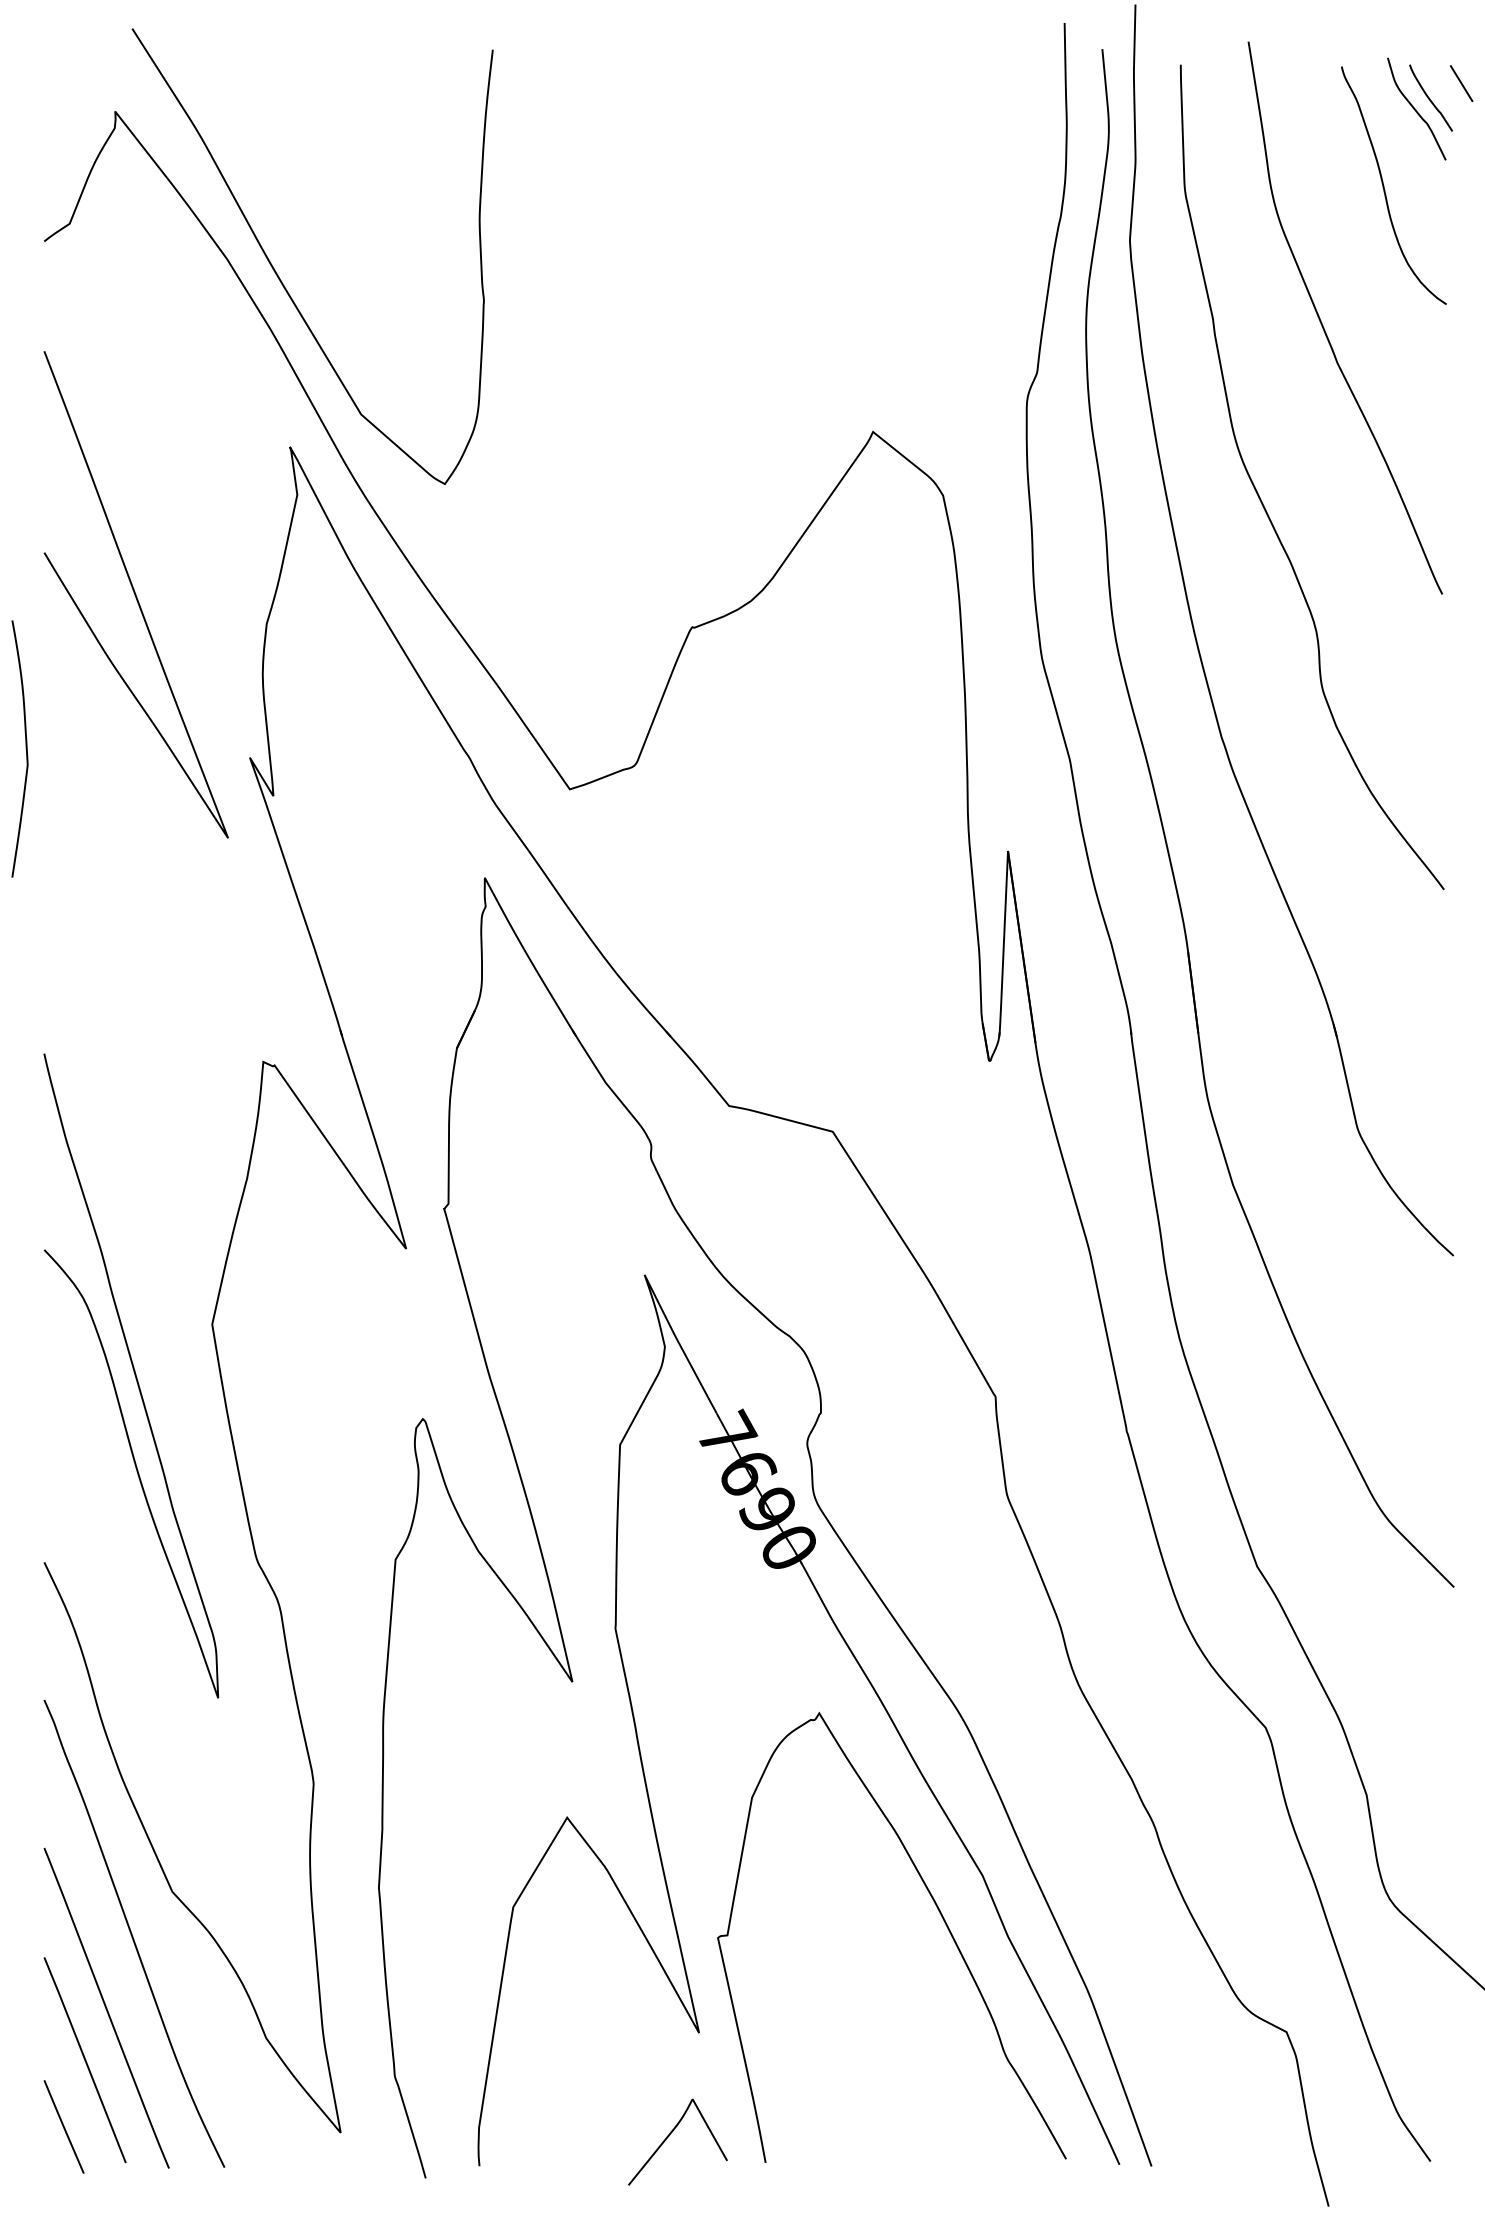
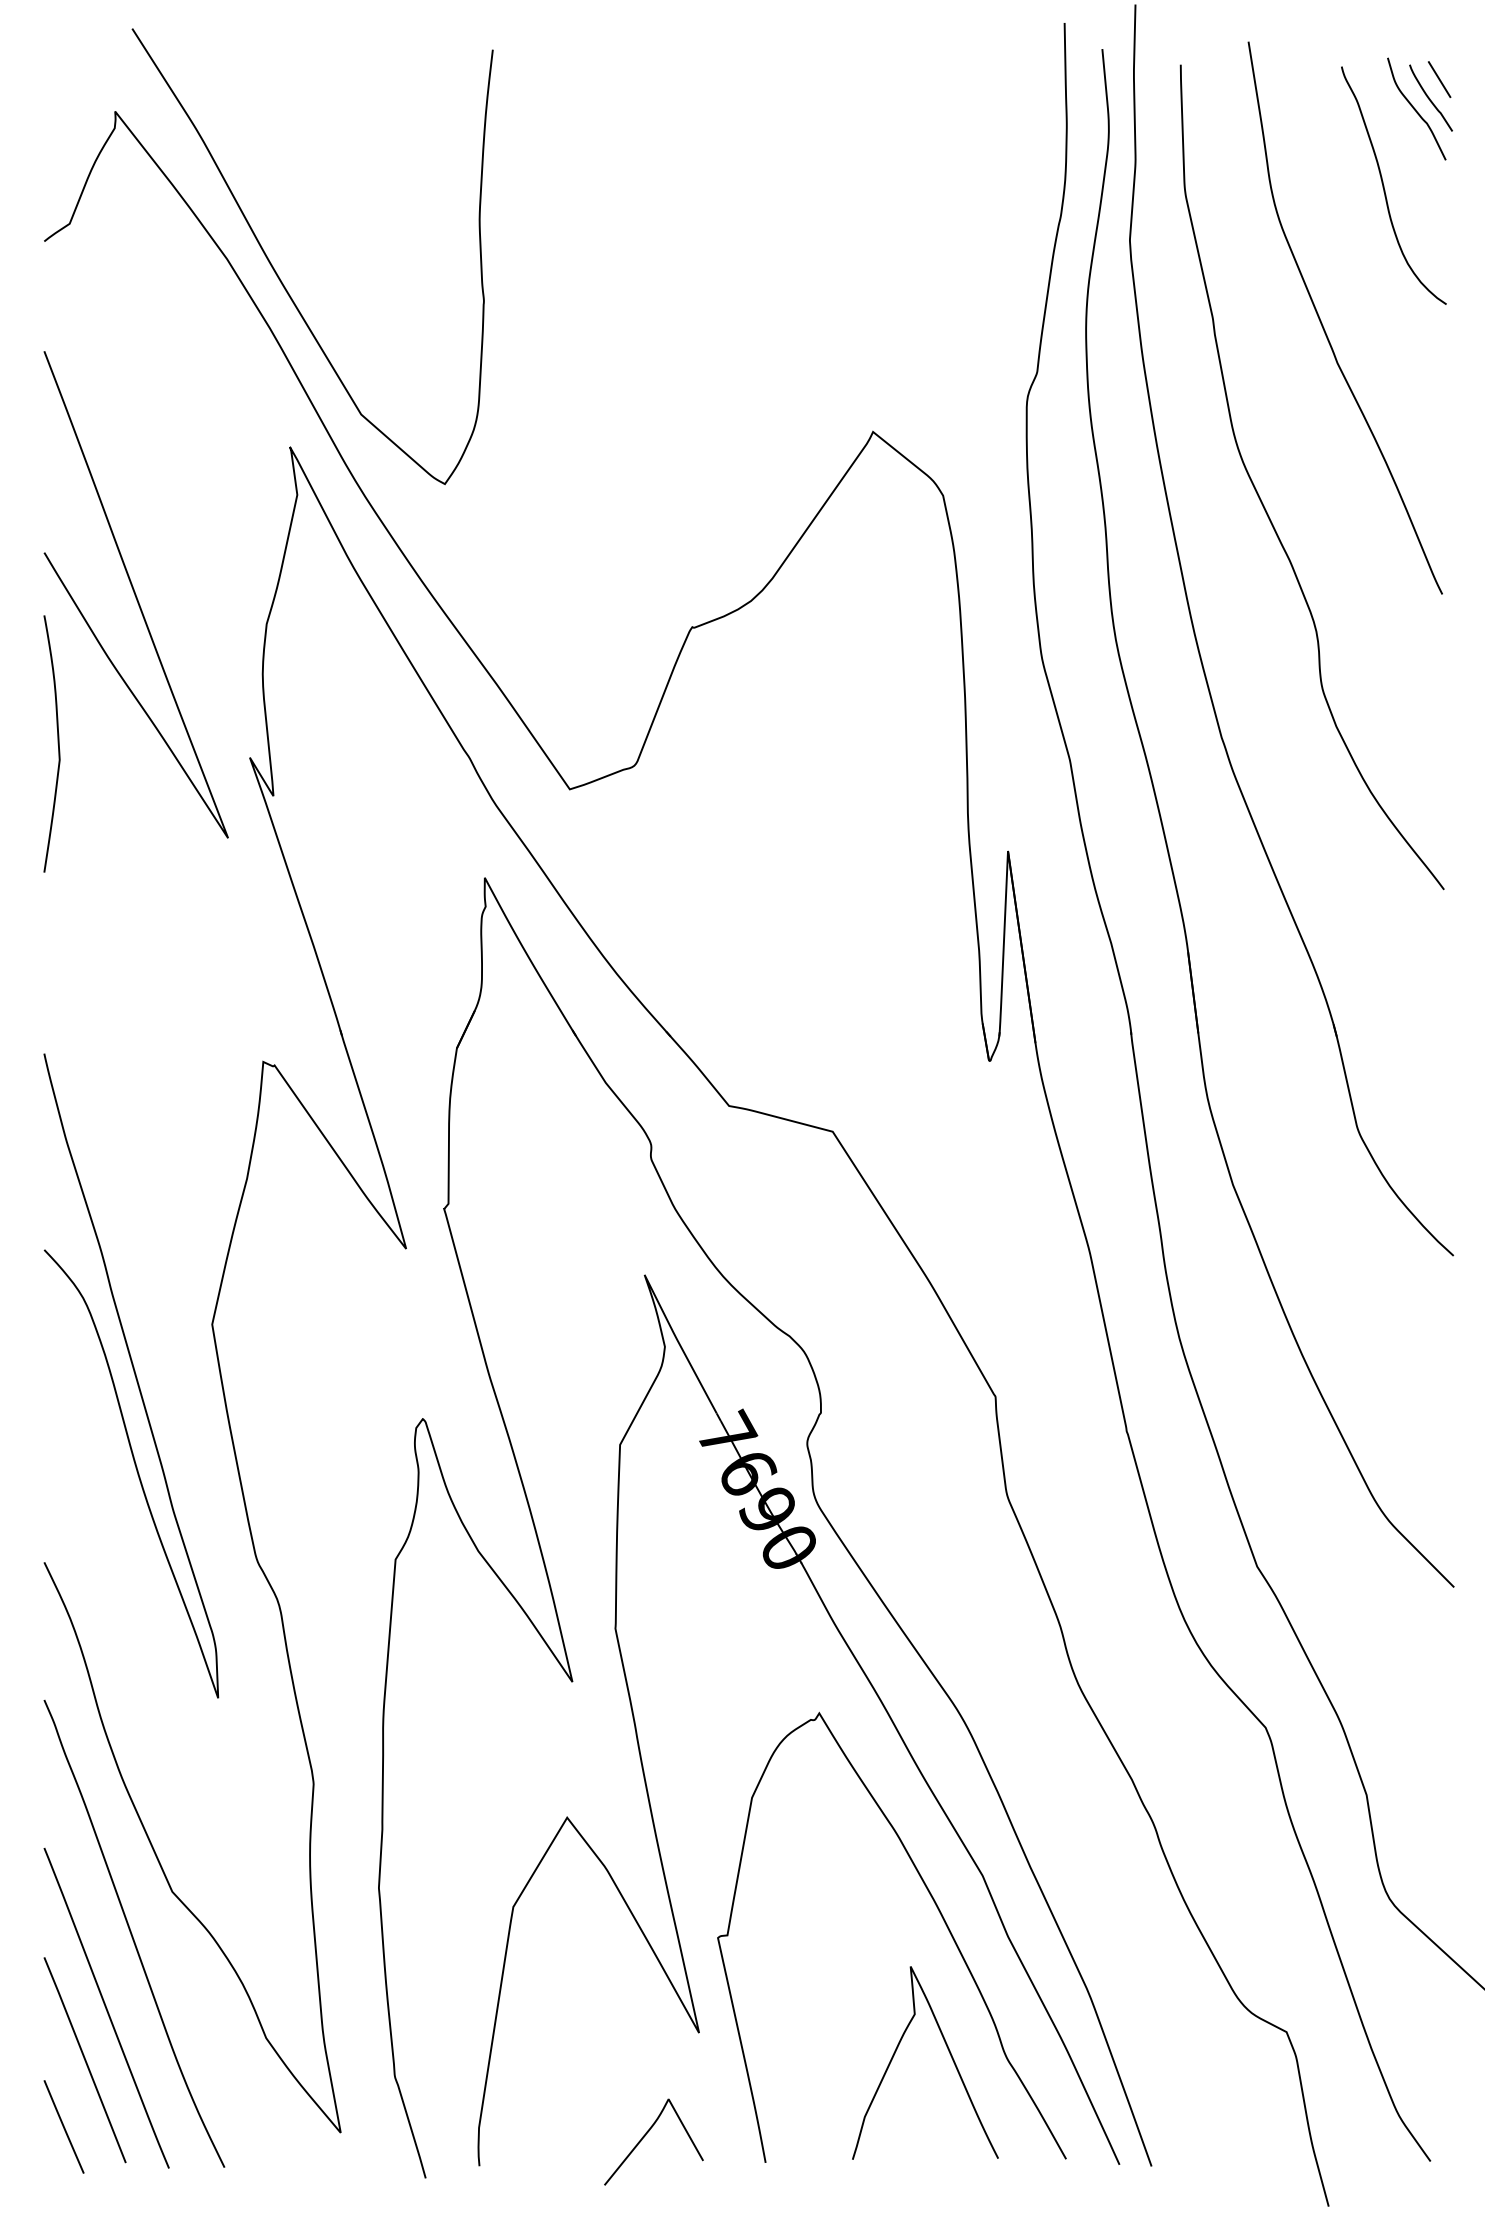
line position: (1461, 83) -> (1439, 79) (1439, 79)
curve position: (25, 748) -> (57, 743) (57, 743)
curve: none -> present (948, 2051)
curve position: (670, 2135) -> (646, 2135) (646, 2135)
